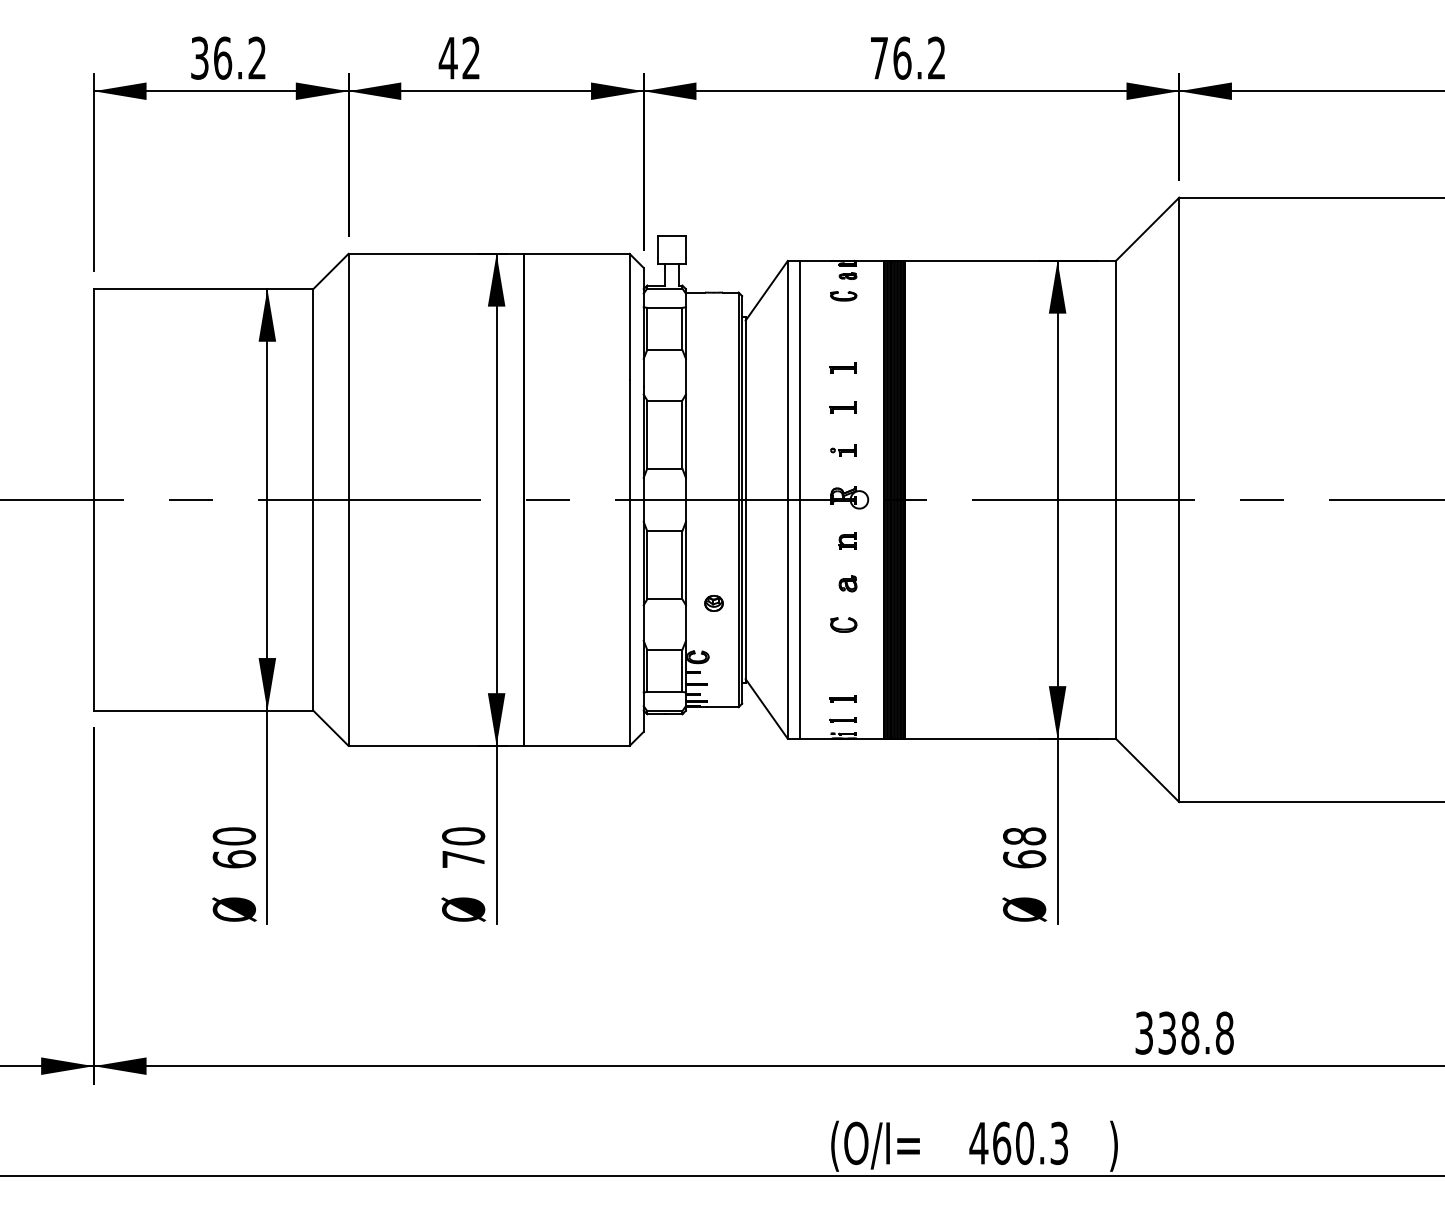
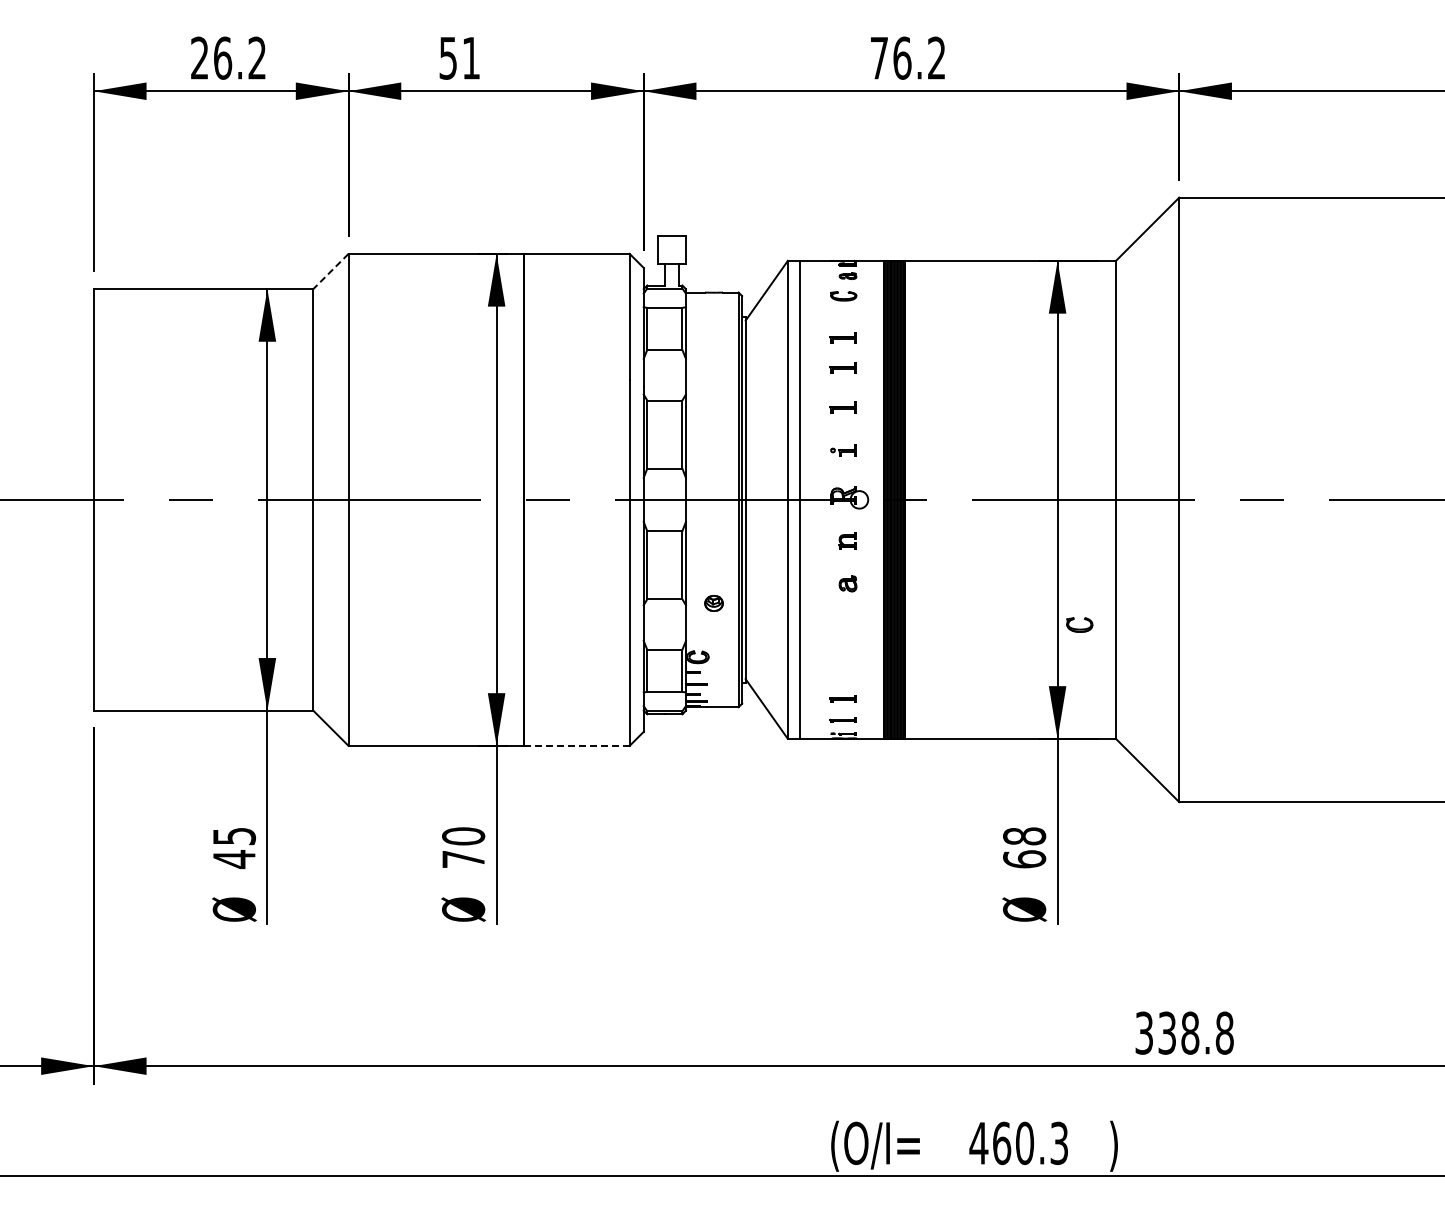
text: 42 -> 51 (458, 57)
text: 36.2 -> 26.2 (199, 58)
line: solid -> dashed (330, 271)
part: none -> present (842, 337)
part position: (843, 624) -> (1079, 624) (1079, 624)
line: solid -> dashed (576, 745)
text: 60 -> 45 (234, 848)
